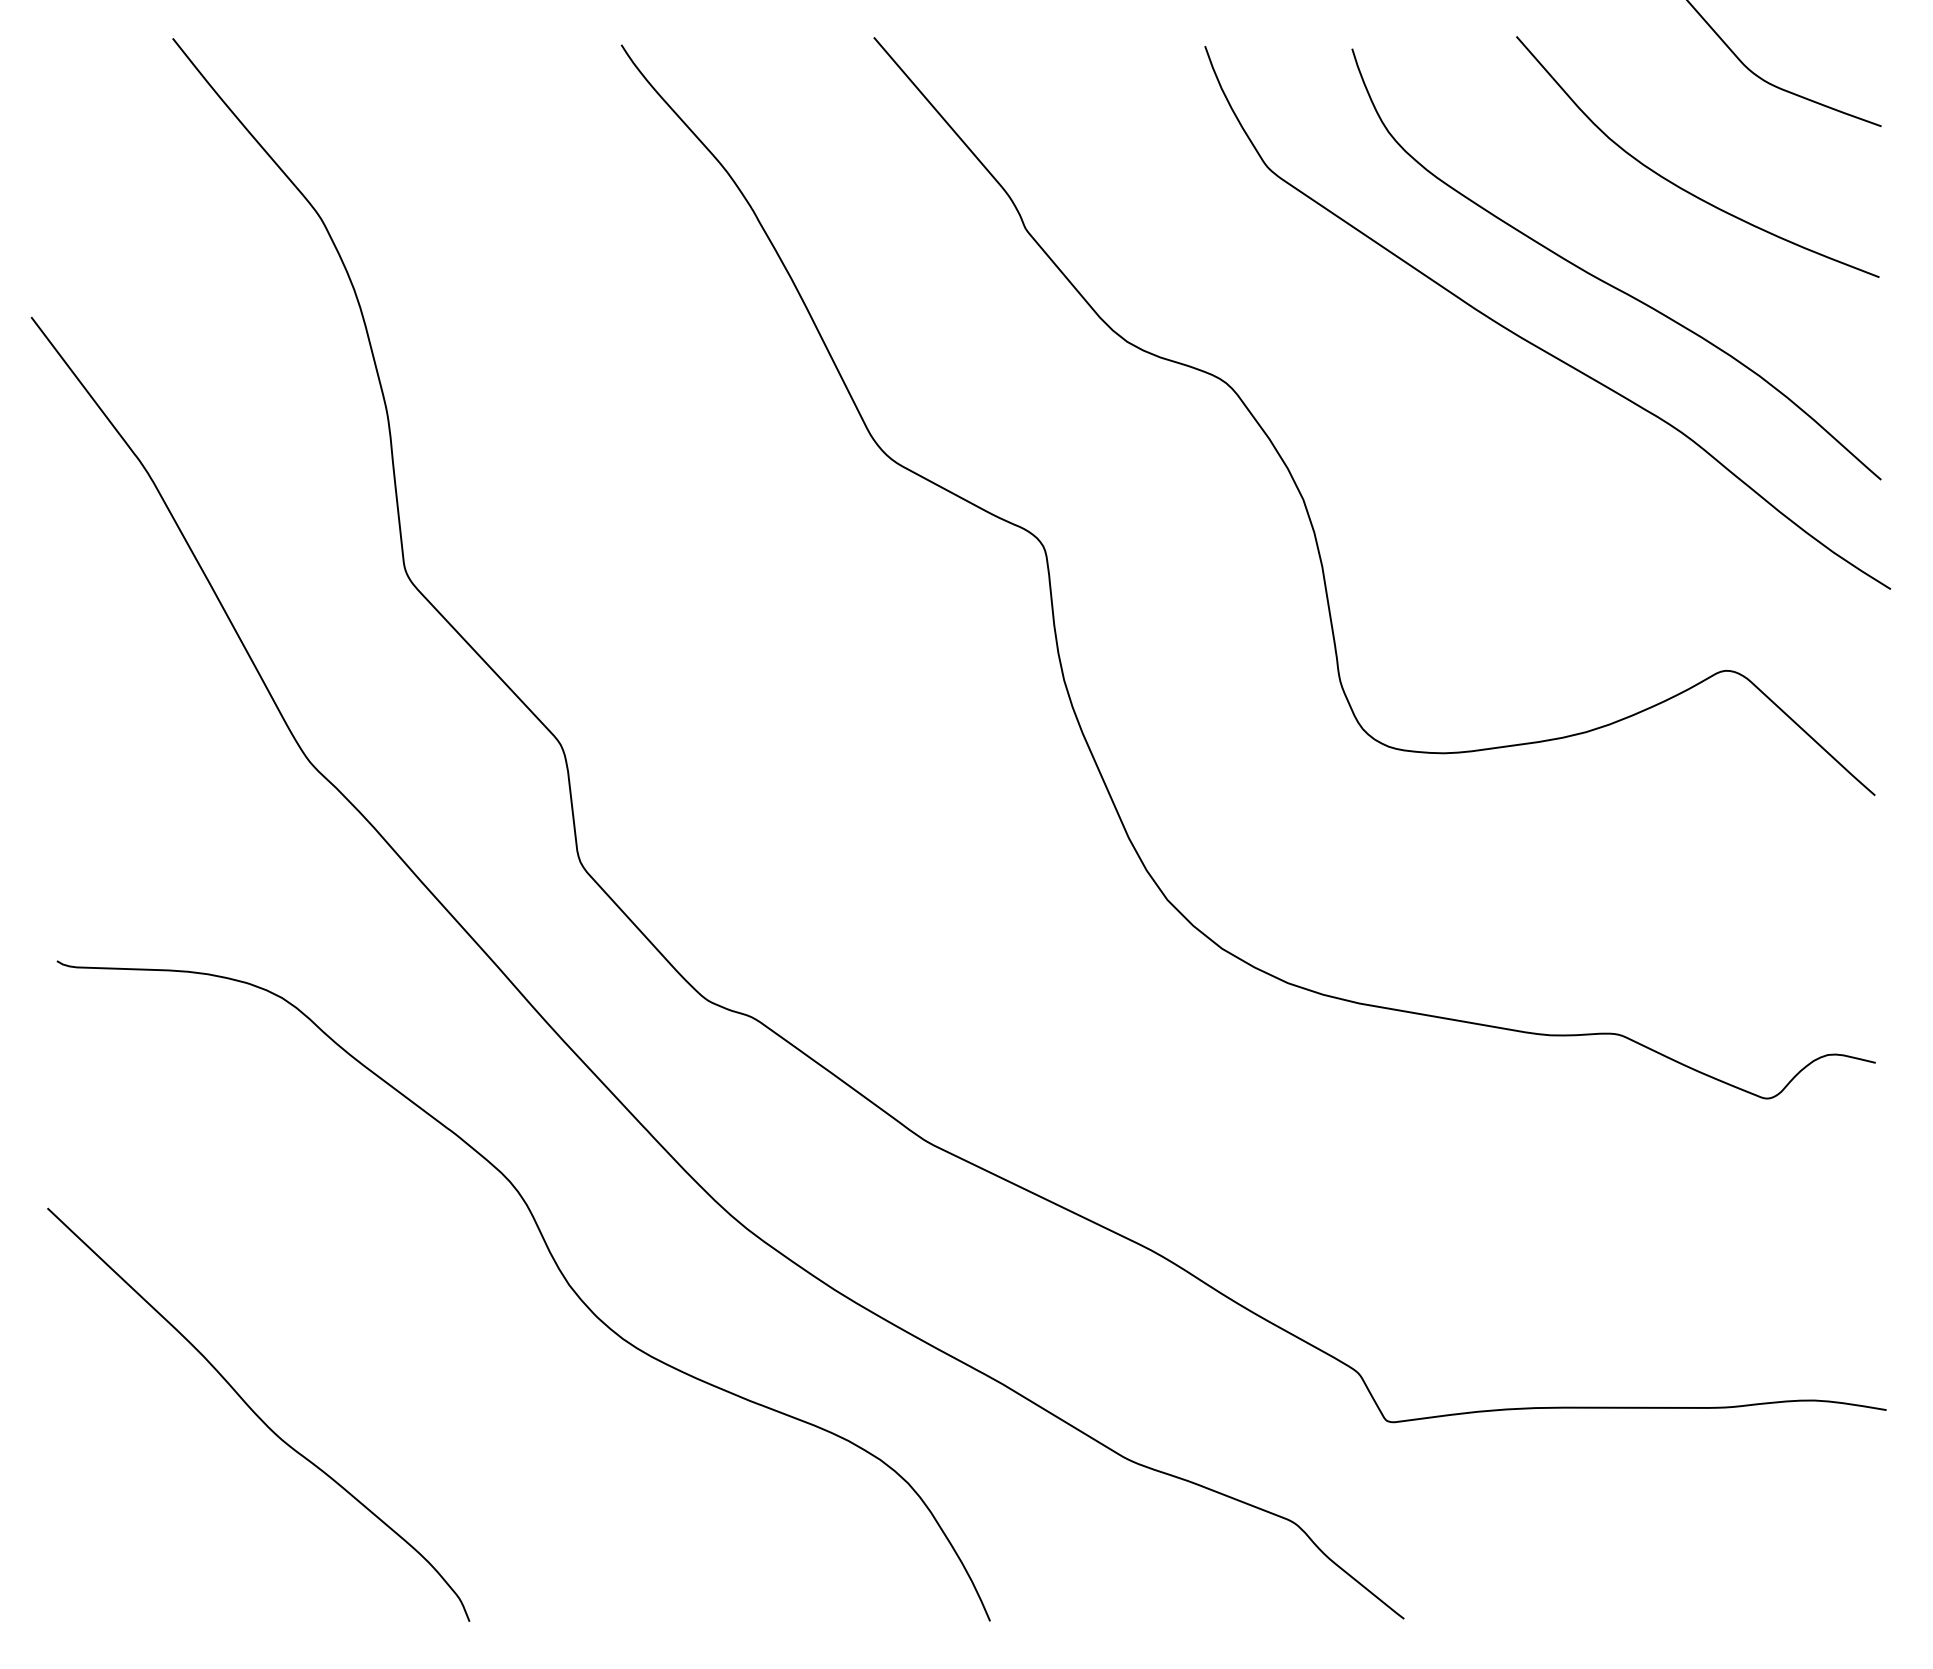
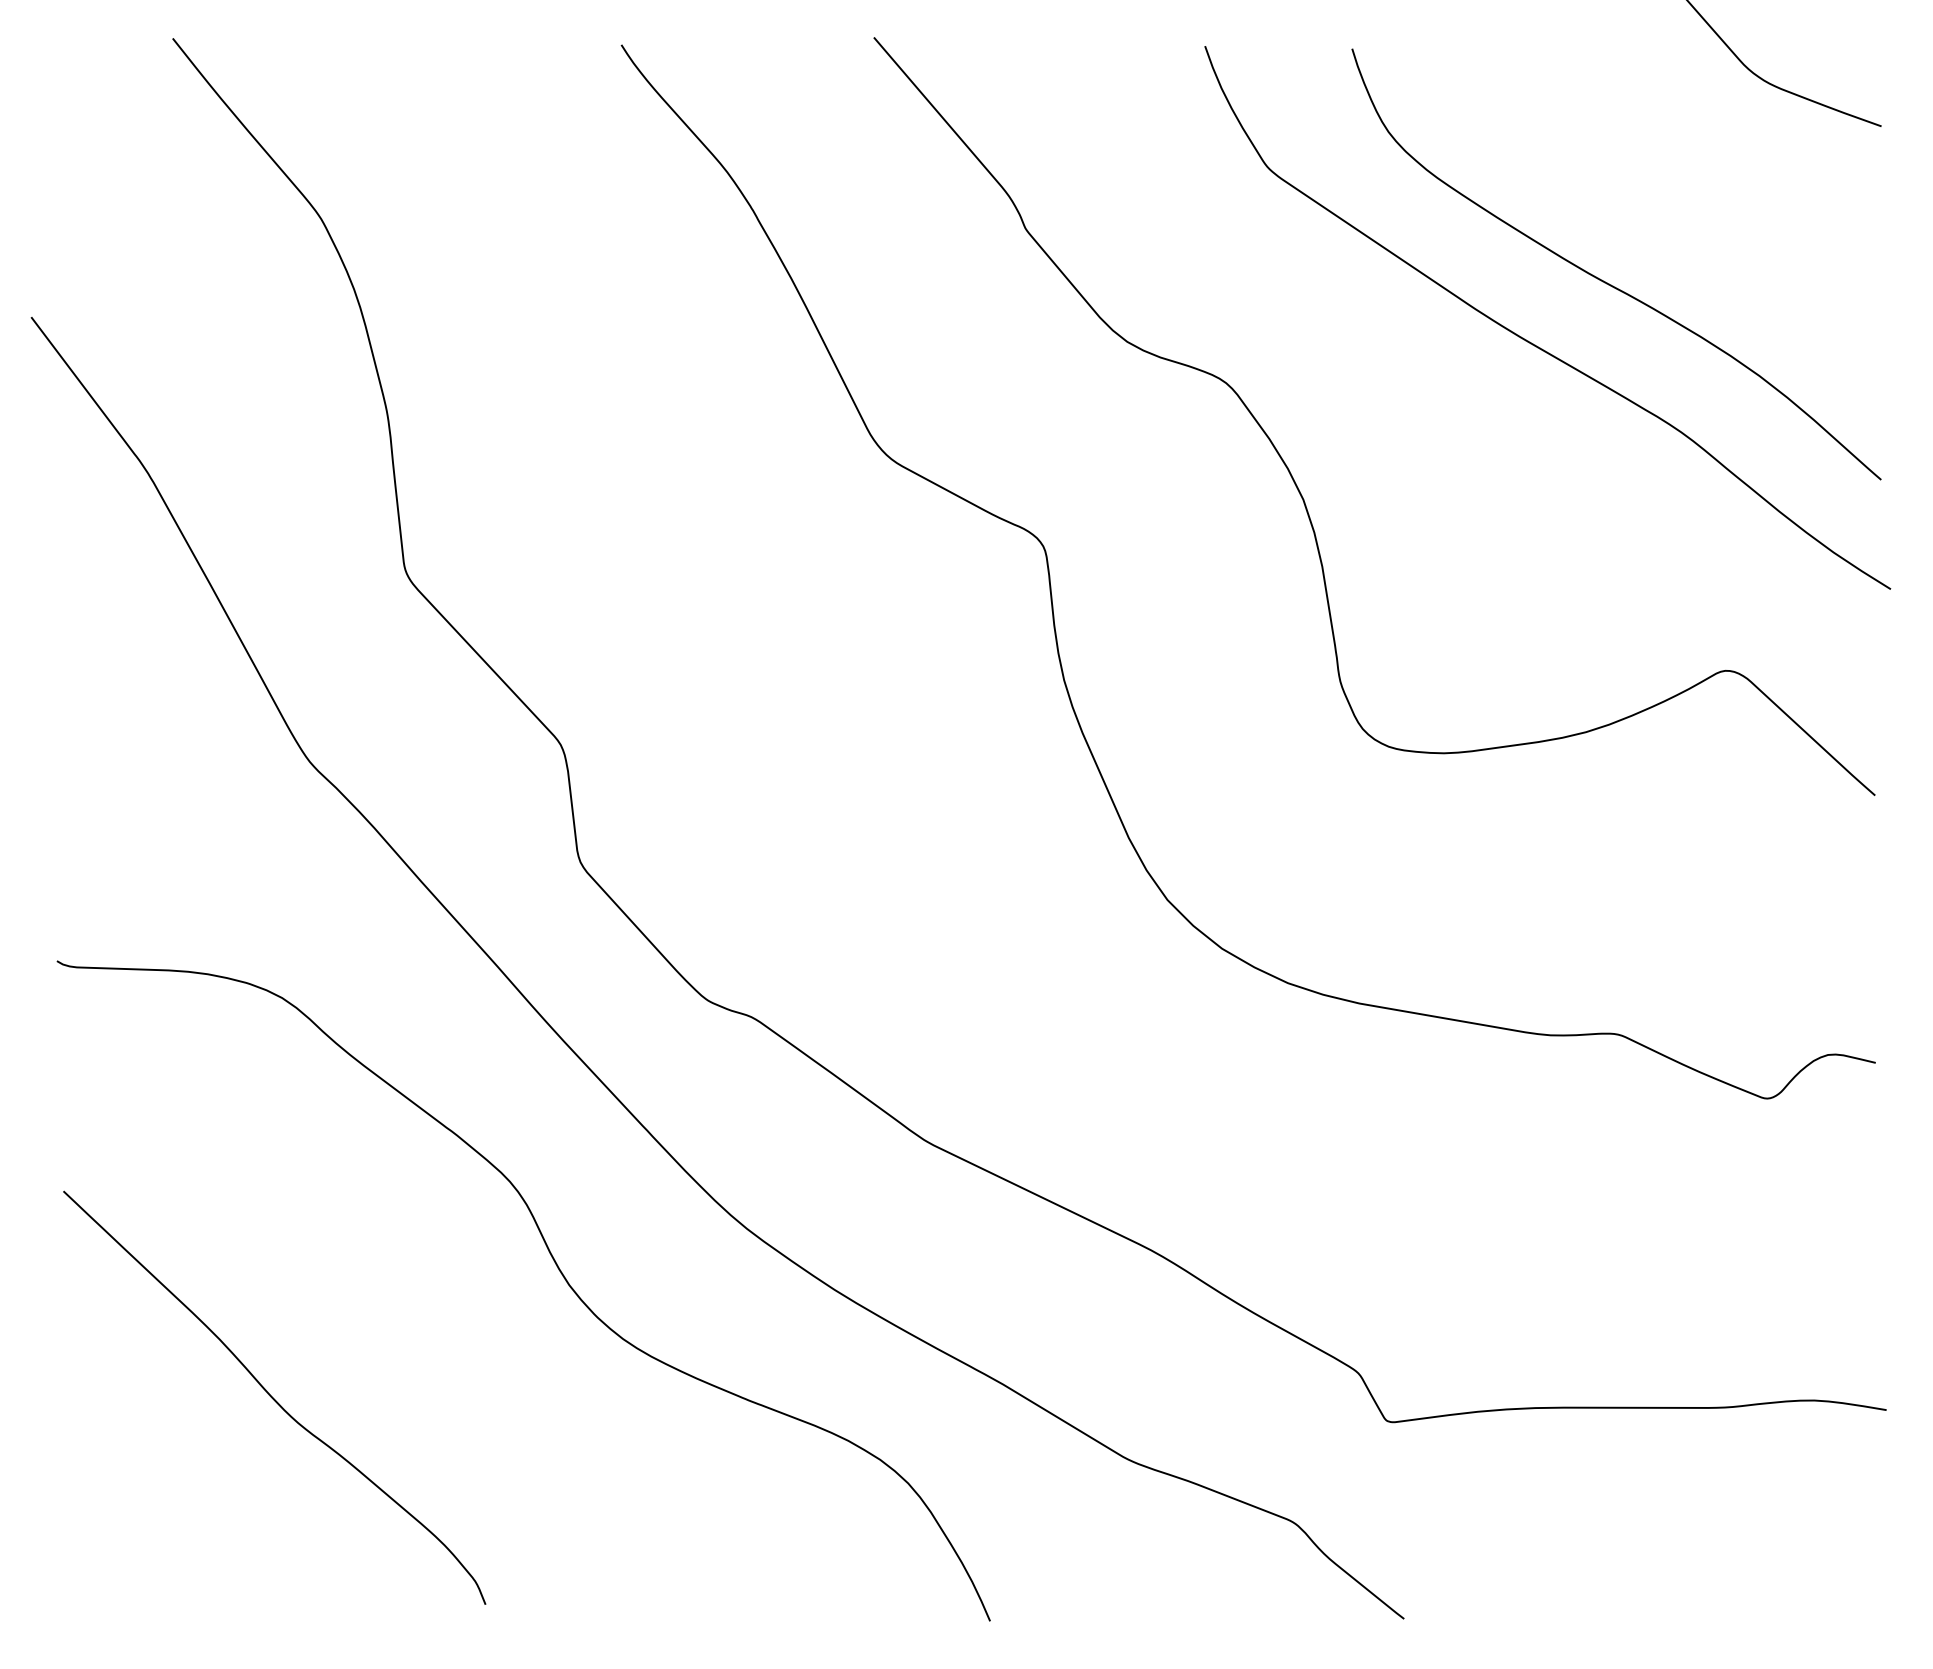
curve: present -> none (1678, 185)
curve position: (257, 1414) -> (273, 1397) (273, 1397)
